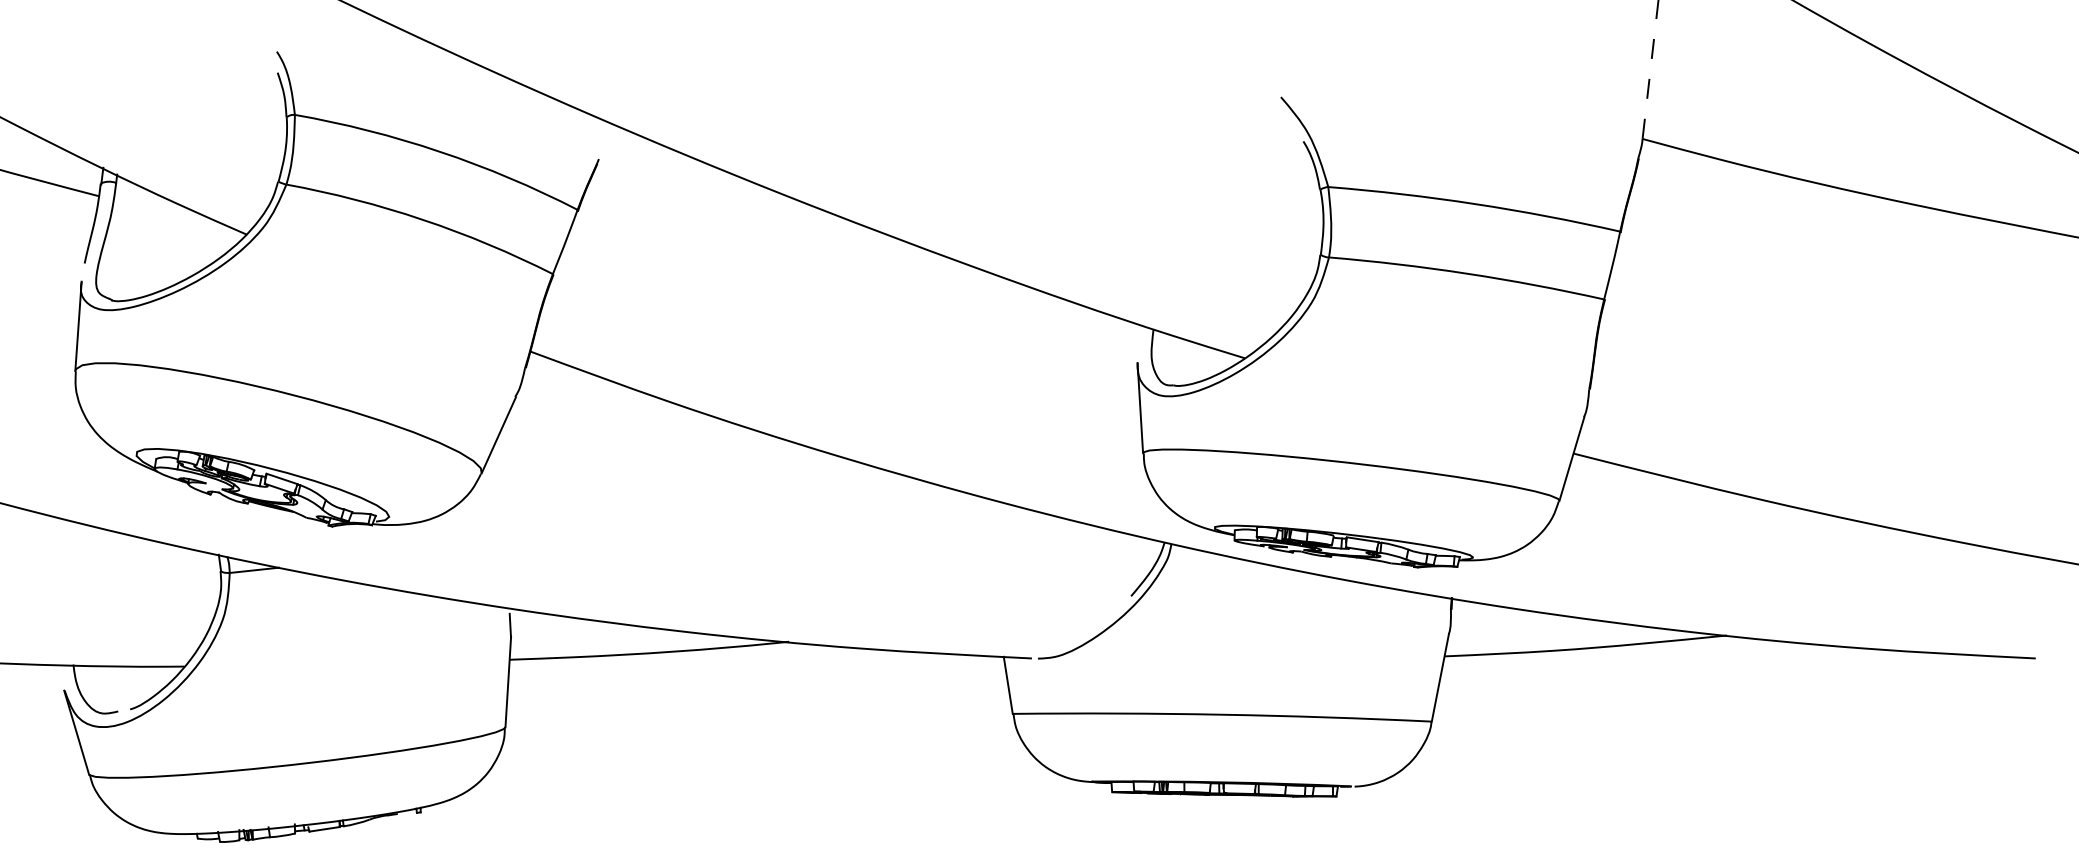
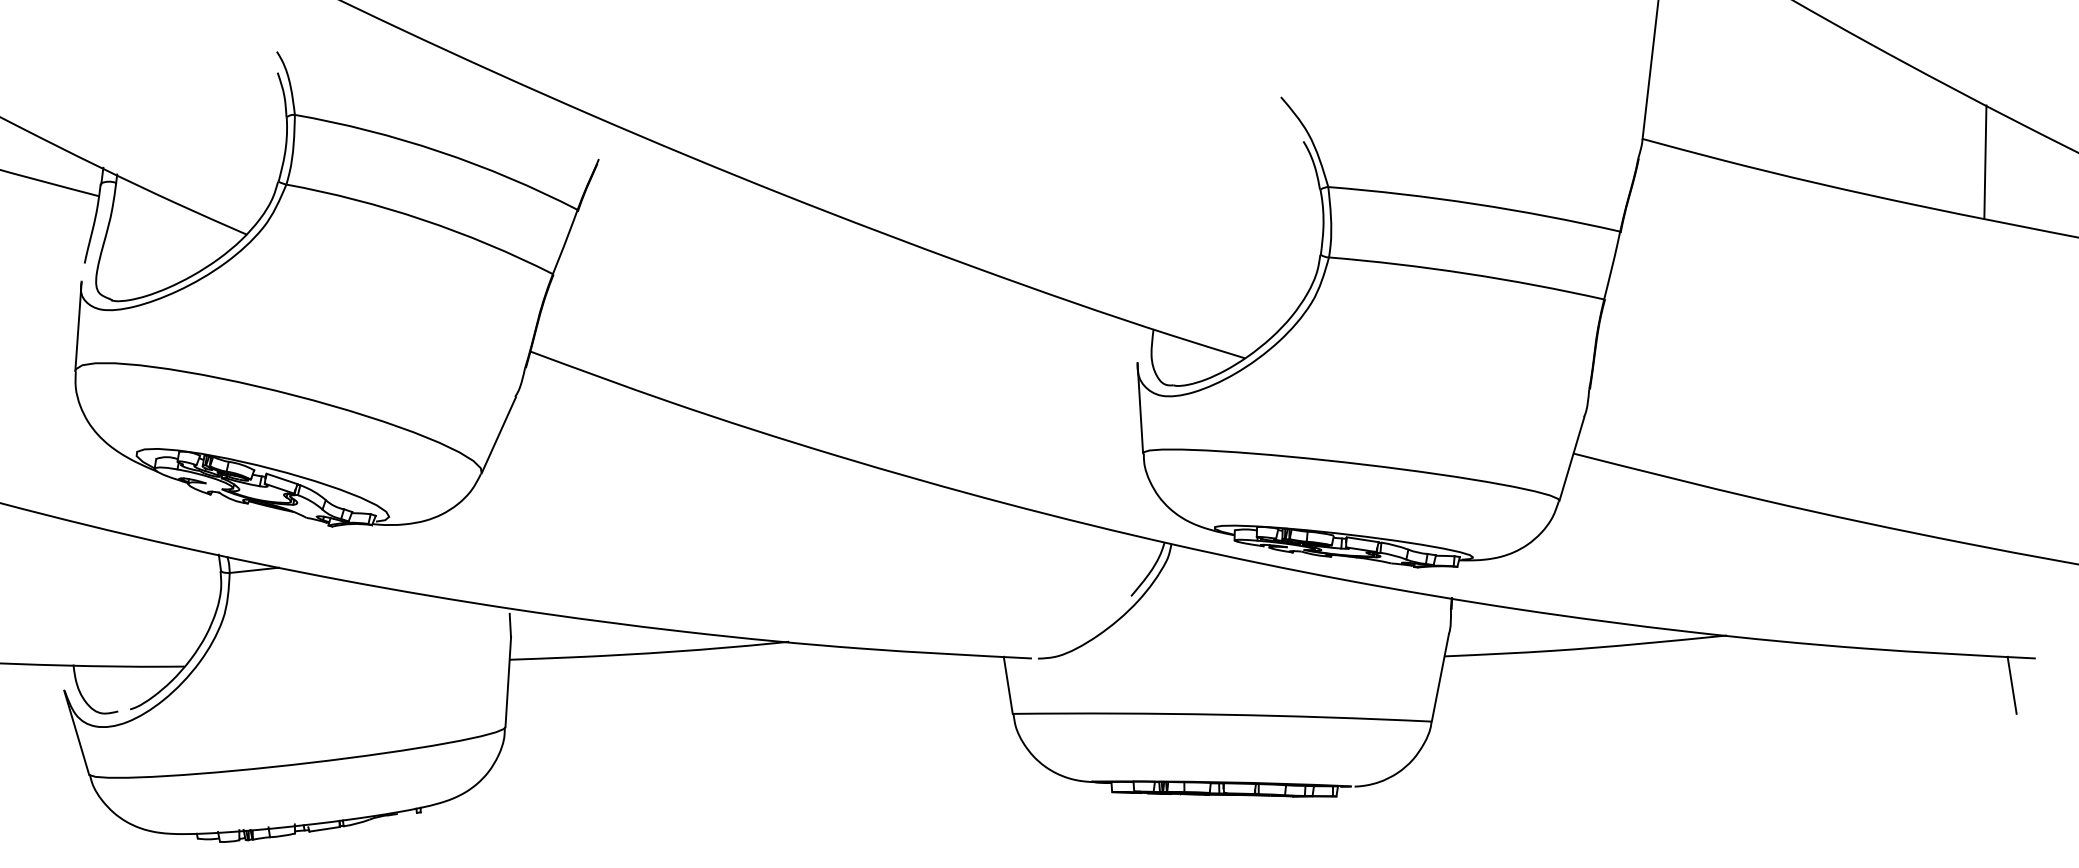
line: dashed -> solid (1650, 69)
line: none -> present (1985, 161)
line: none -> present (2011, 684)
